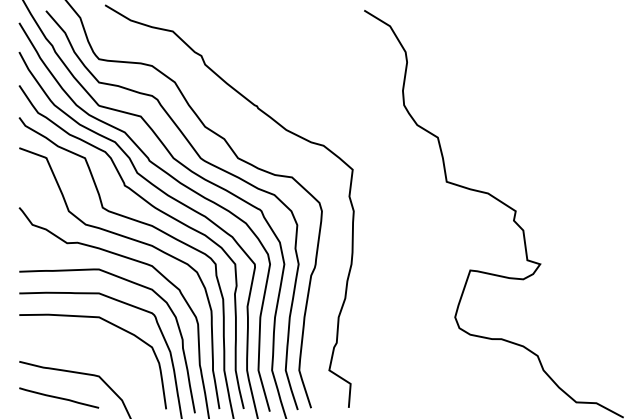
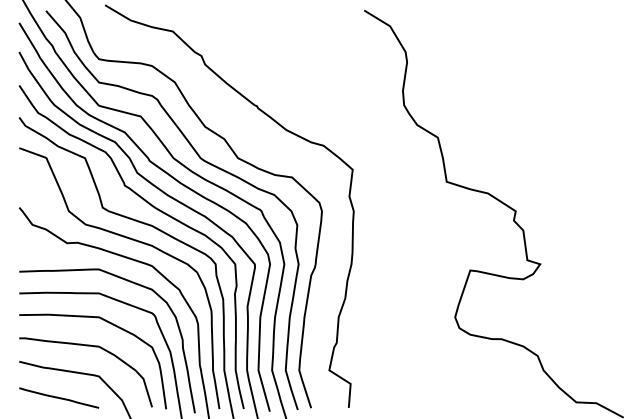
curve: none -> present (85, 346)
